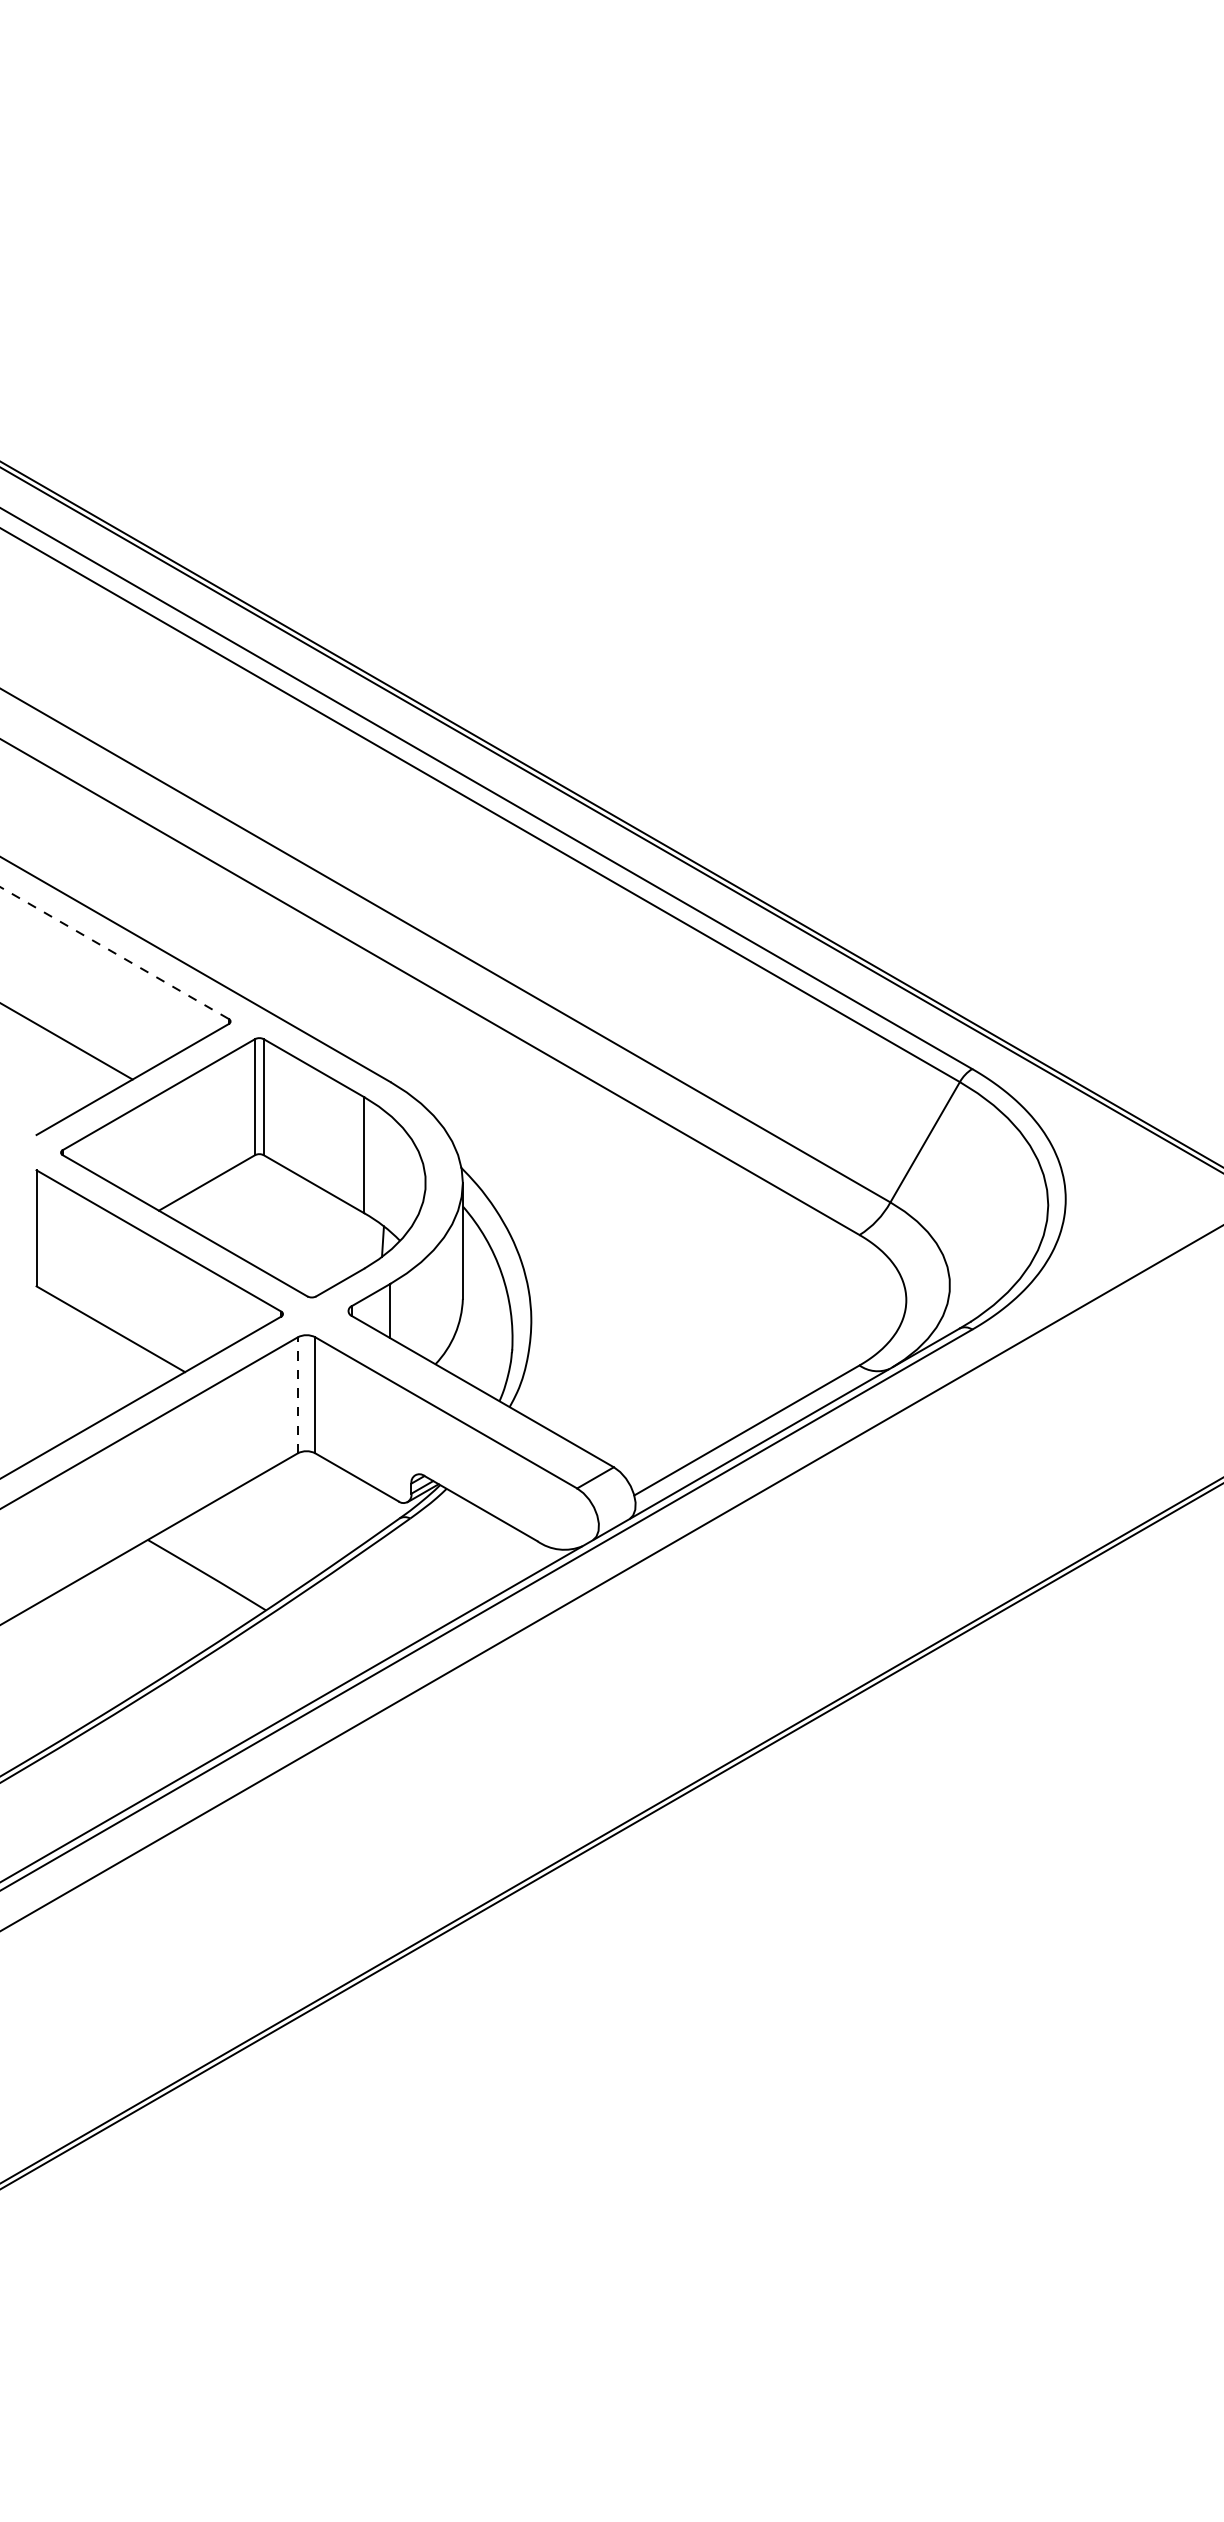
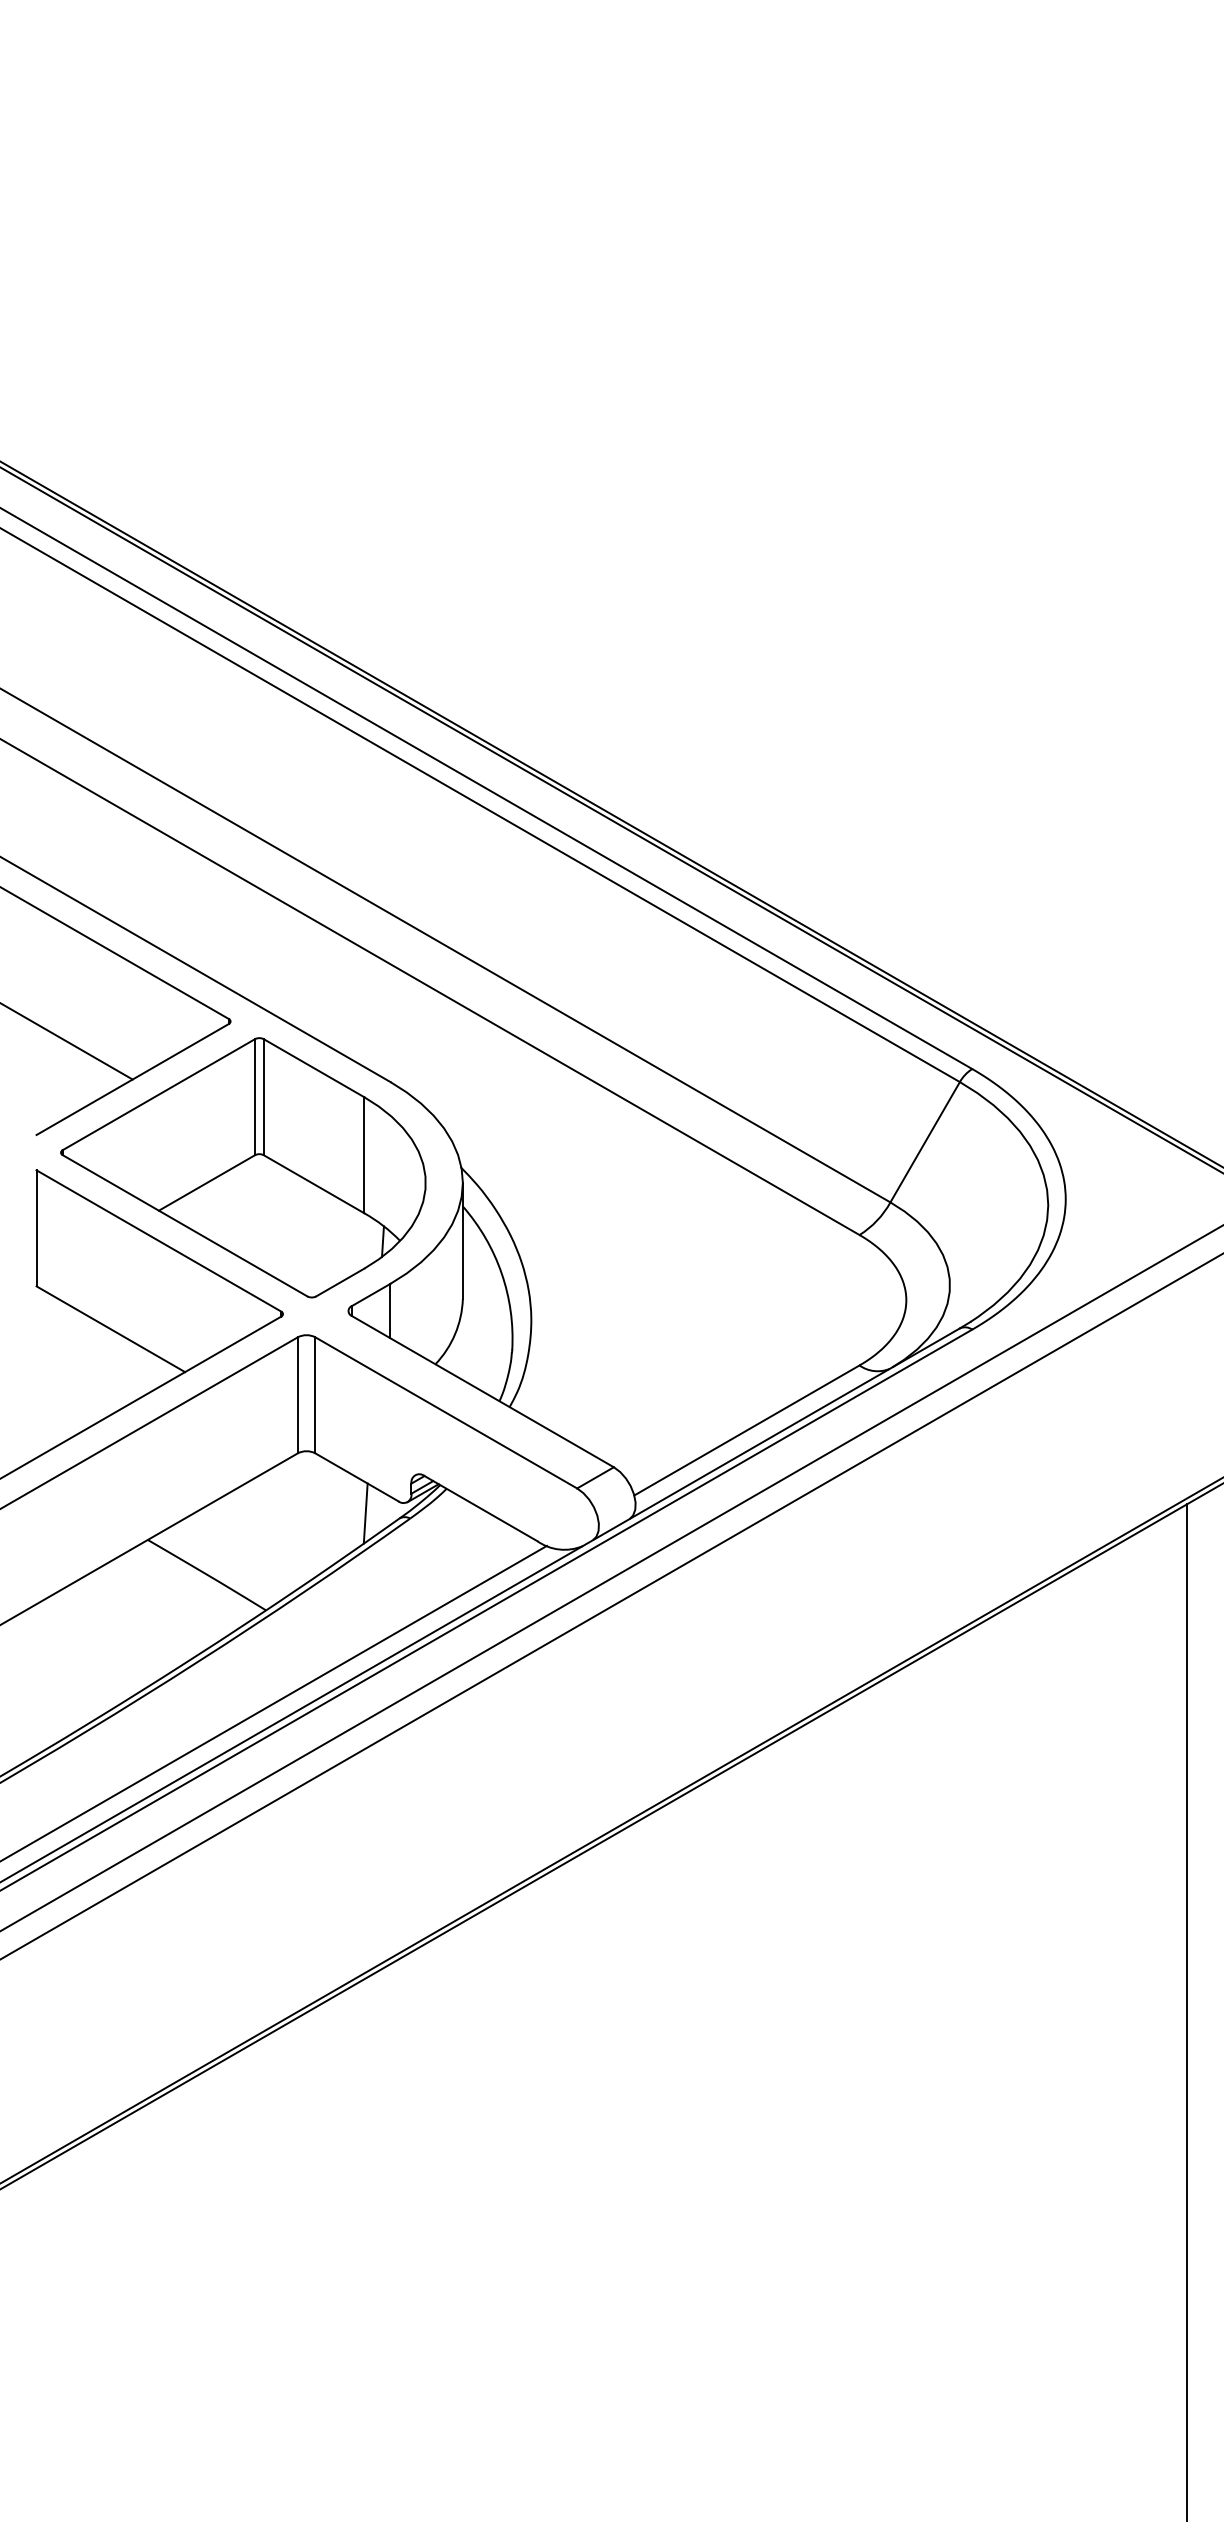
line: dashed -> solid (114, 953)
line: dashed -> solid (297, 1394)
line: none -> present (365, 1513)
line: none -> present (611, 1606)
line: none -> present (274, 1702)
line: none -> present (1187, 2011)
